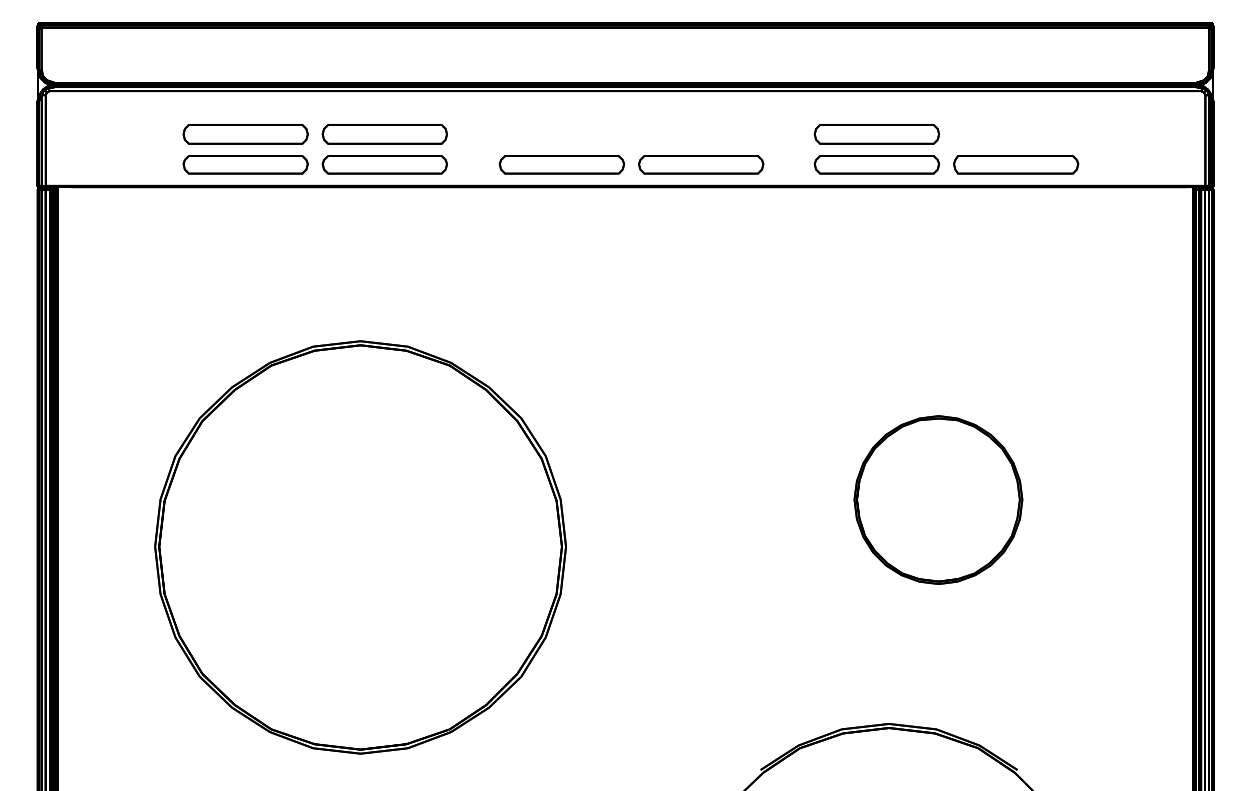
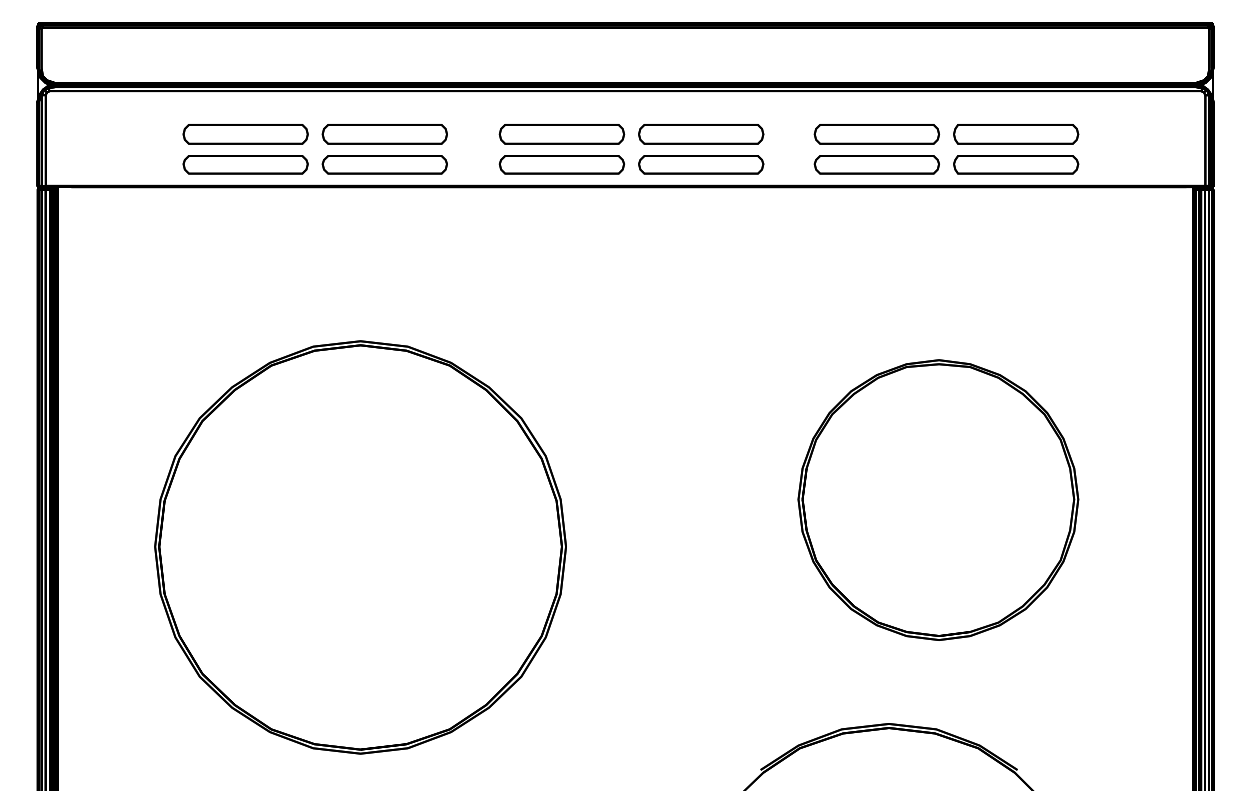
part: none -> present (561, 134)
part: none -> present (701, 134)
part: none -> present (1016, 134)
part size: 171x170 px -> 283x282 px (938, 499)
